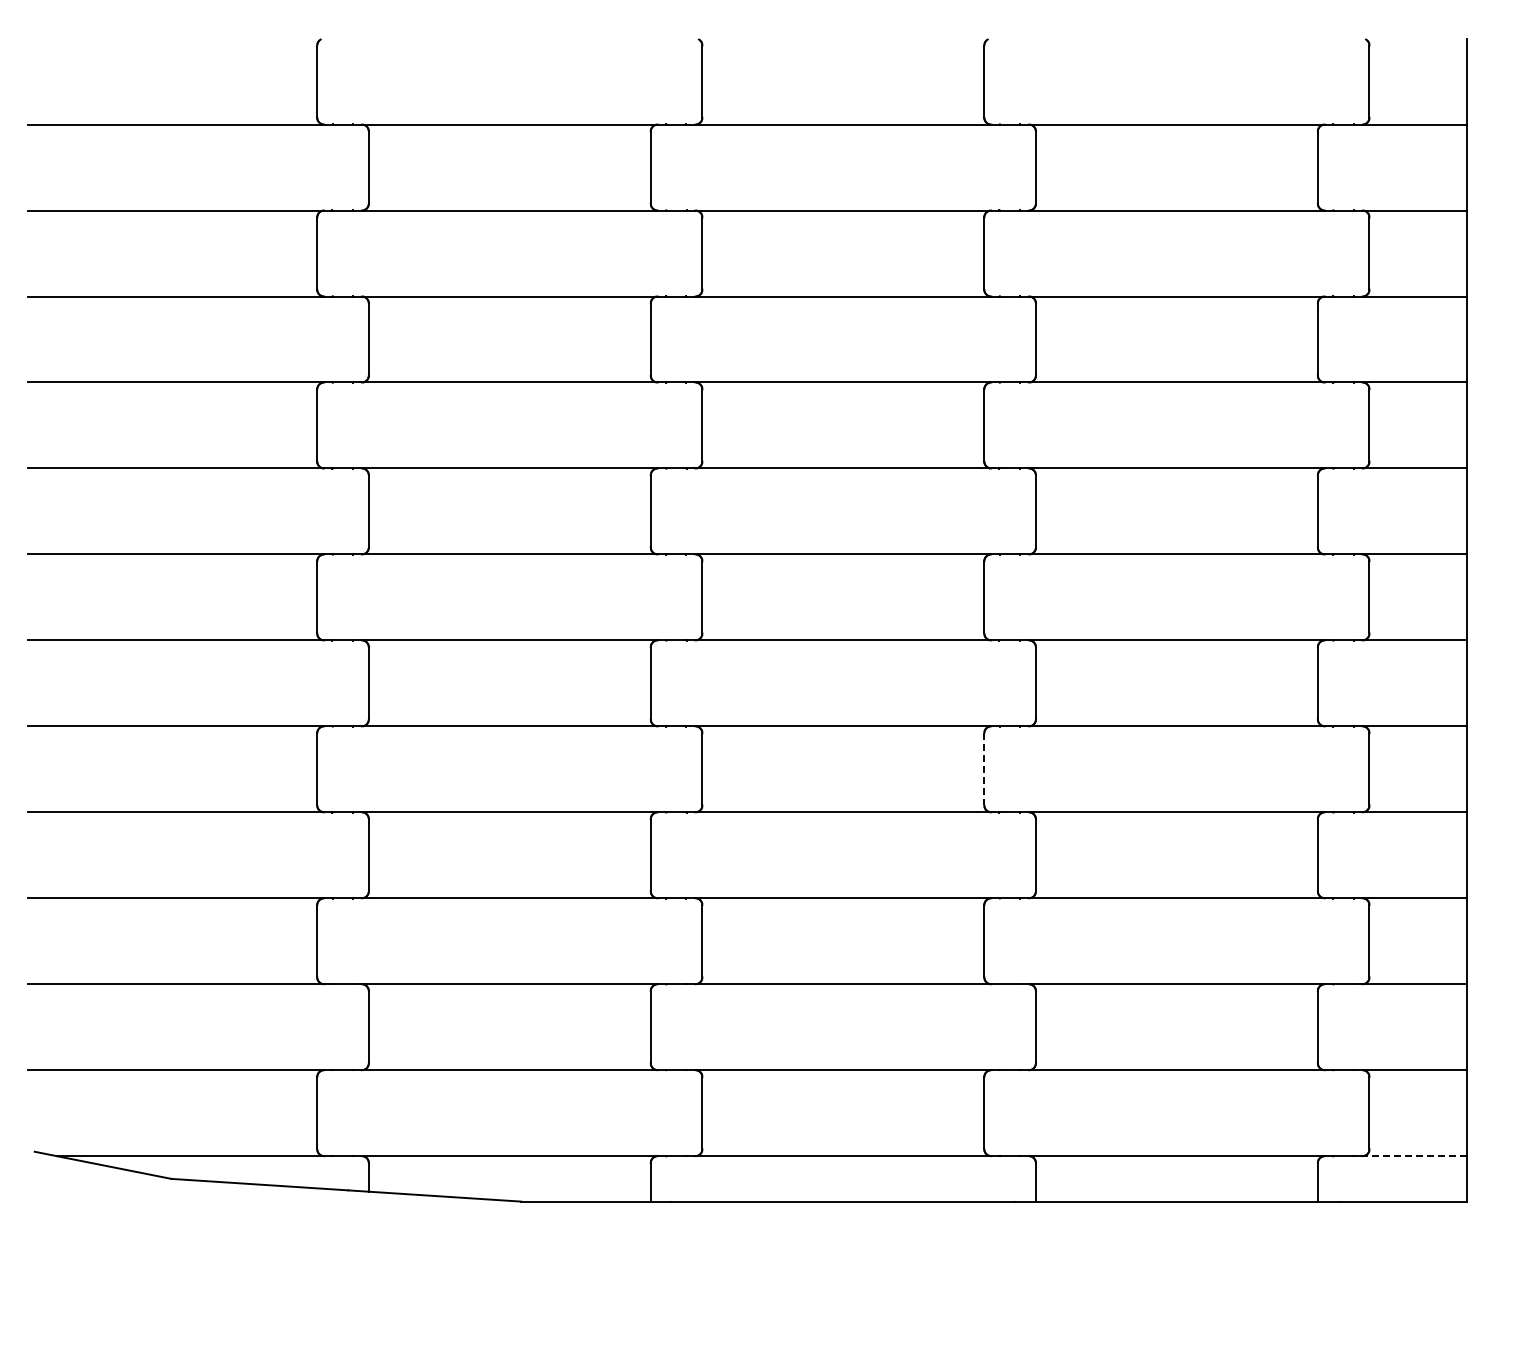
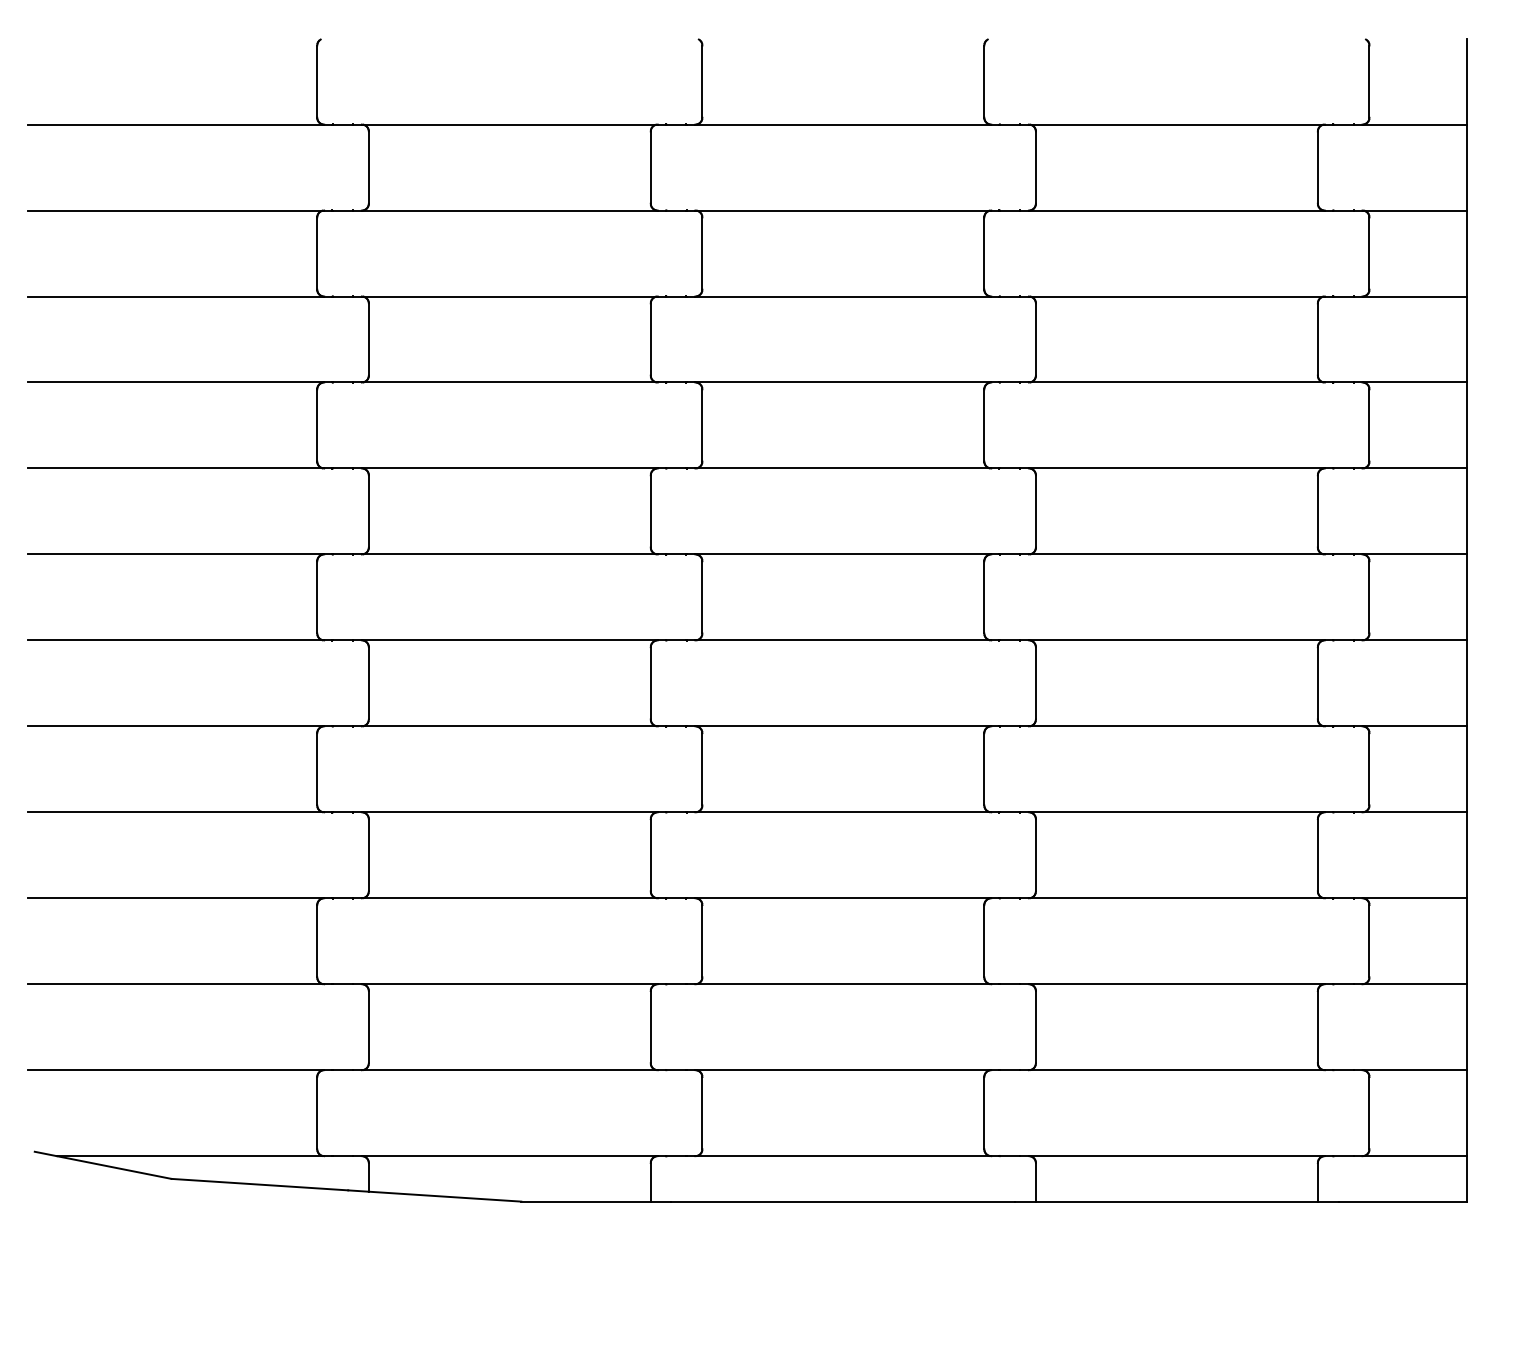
line: dashed -> solid (984, 769)
line: dashed -> solid (1414, 1156)
